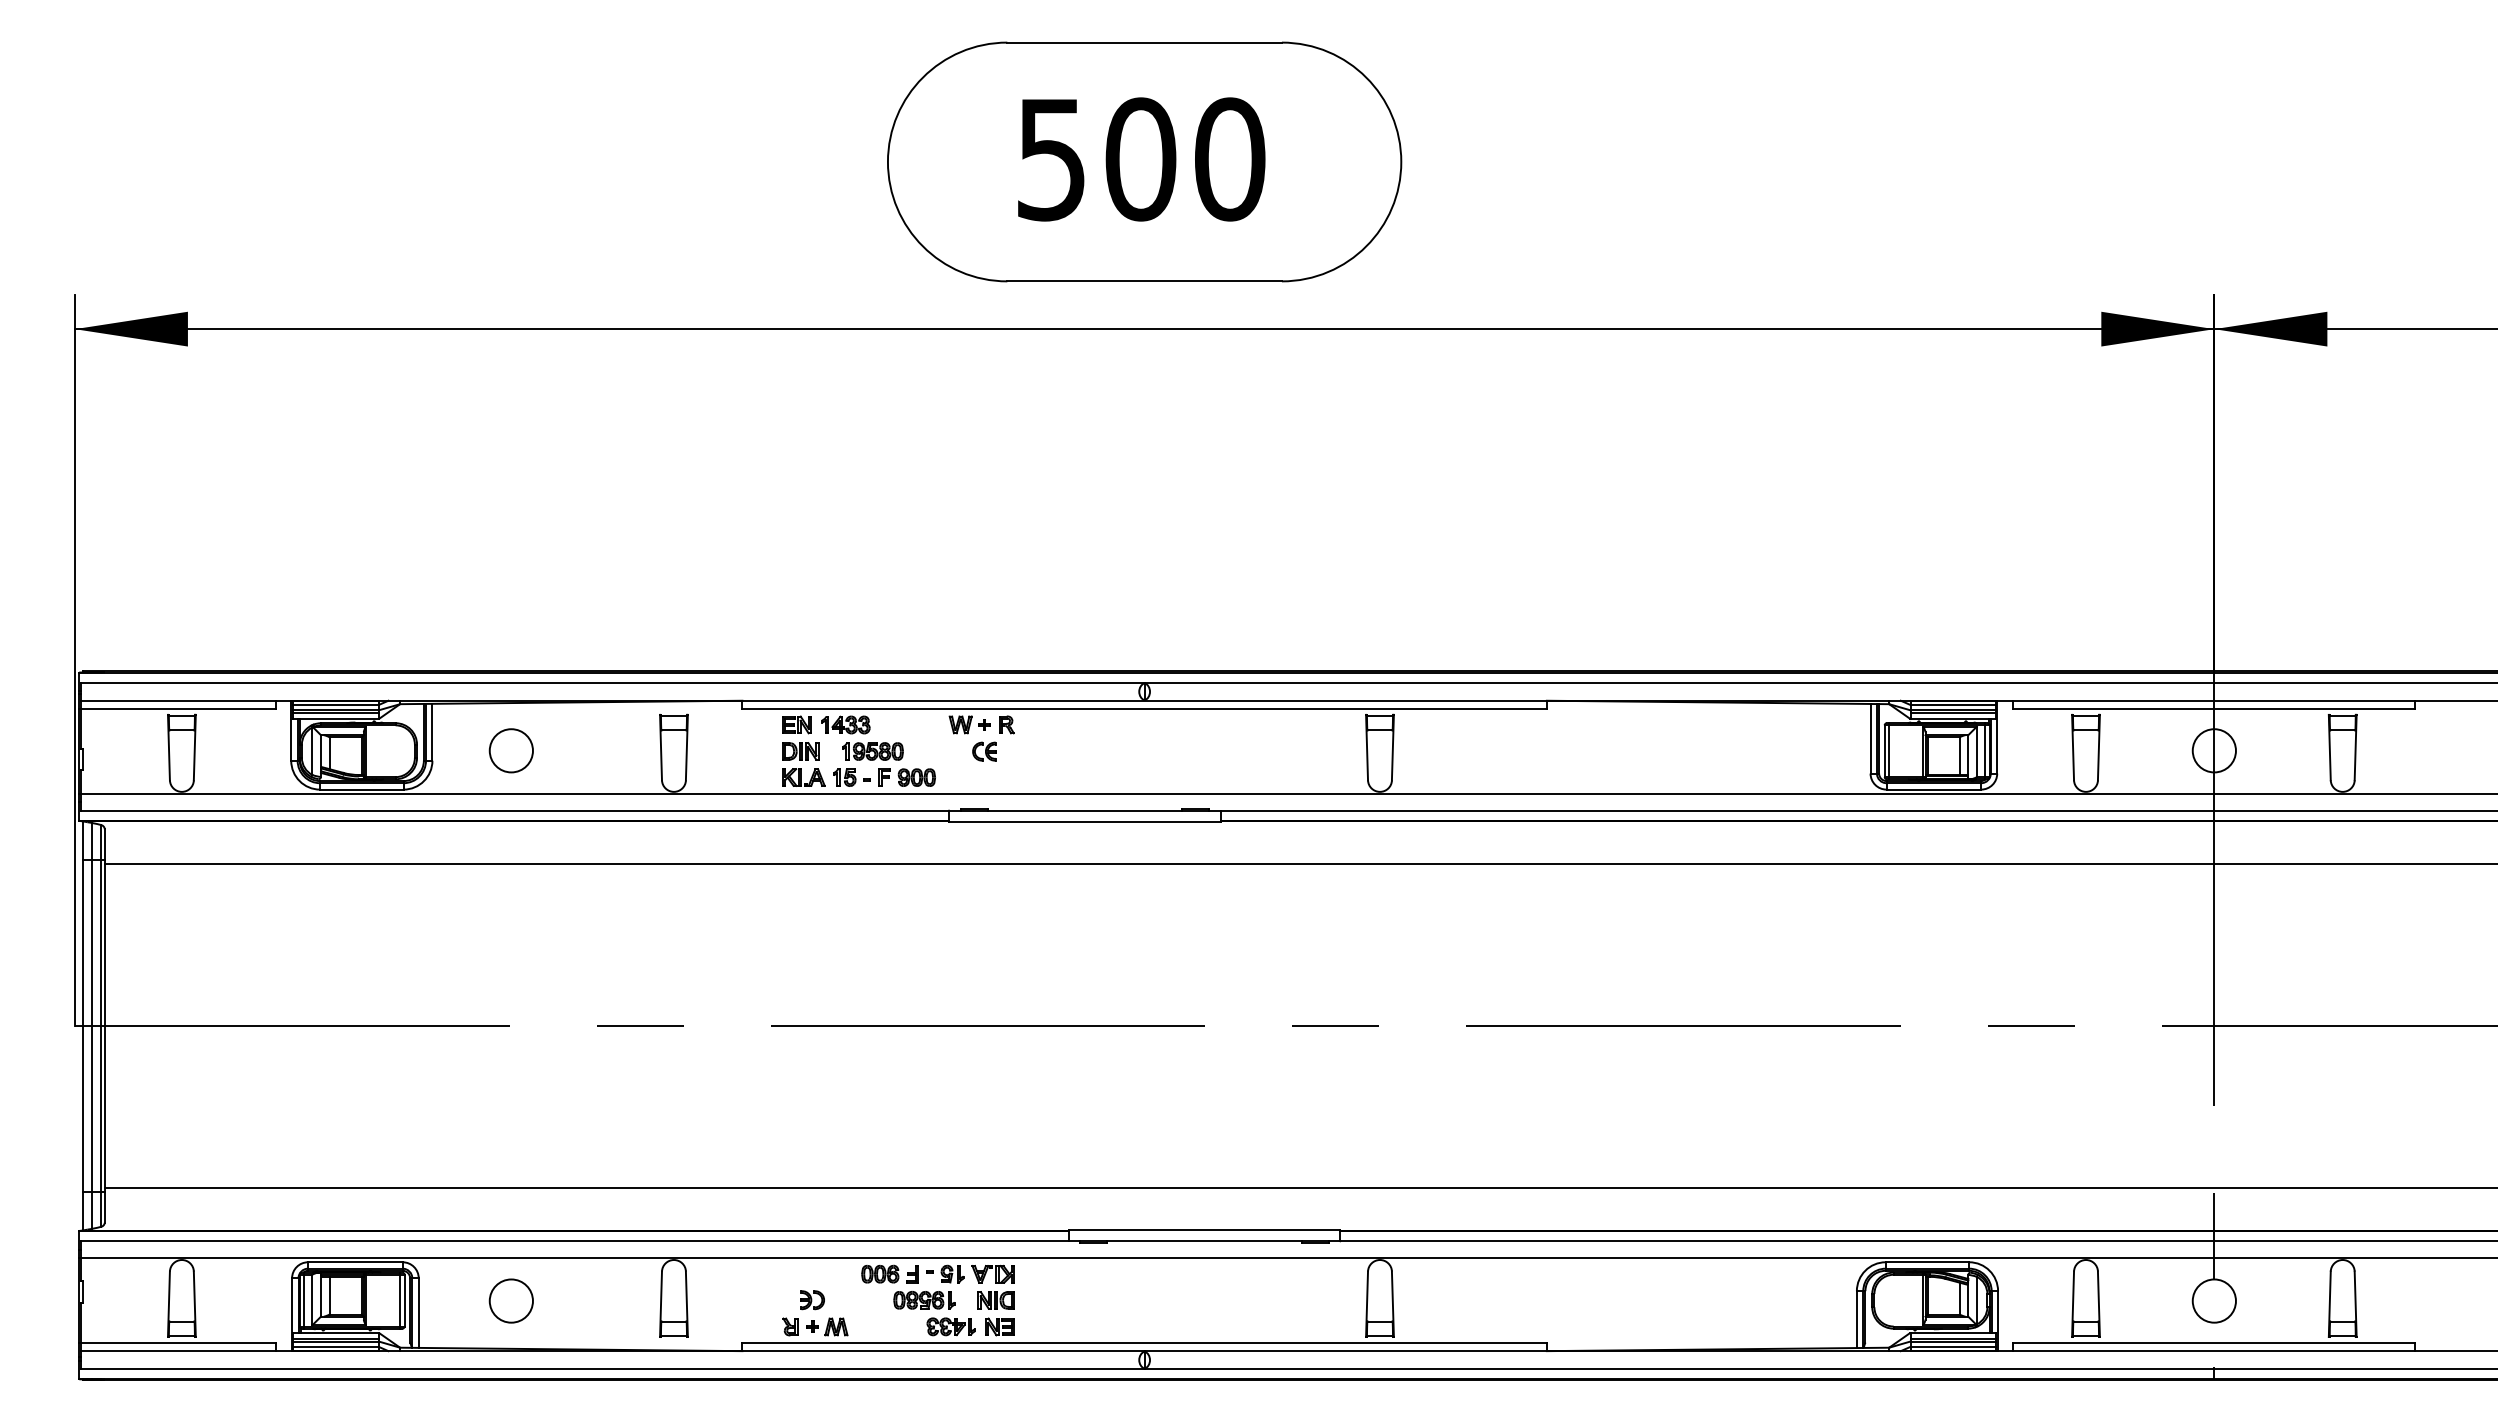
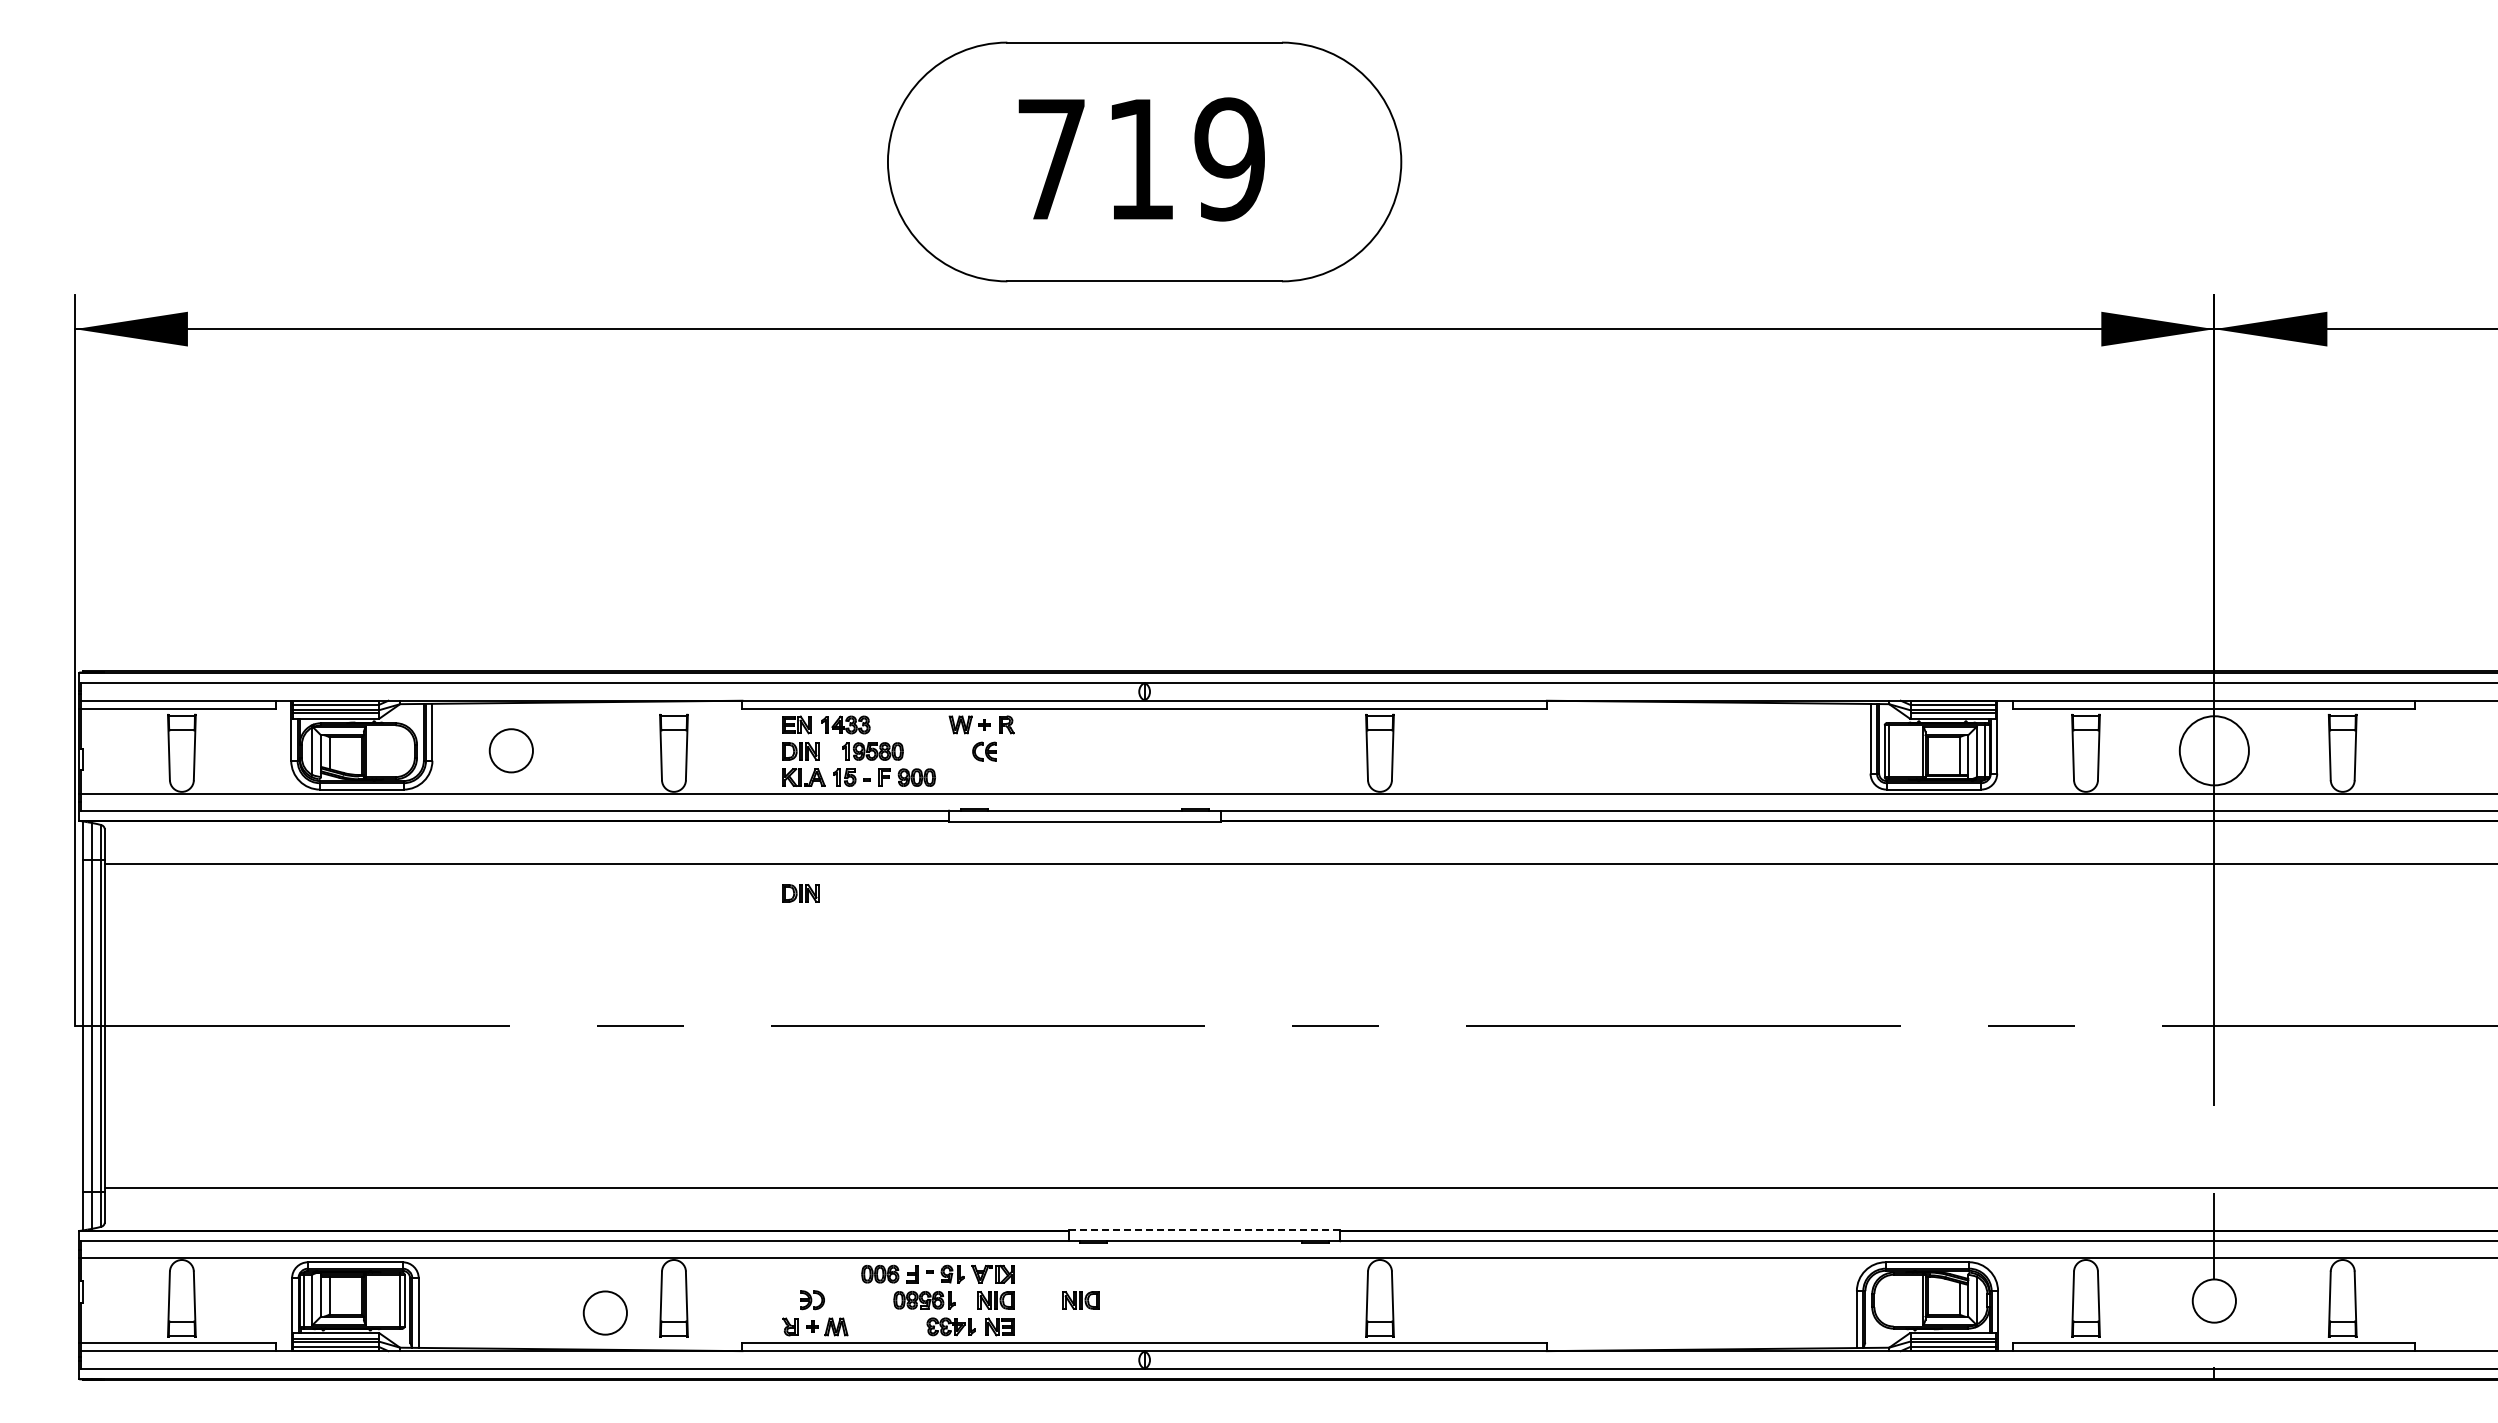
text: 500 -> 719 (1141, 159)
circle diameter: 43 px -> 69 px (2213, 750)
part: none -> present (800, 893)
line: solid -> dashed (1204, 1230)
circle position: (510, 1300) -> (604, 1312) (604, 1312)
part: none -> present (1080, 1300)
